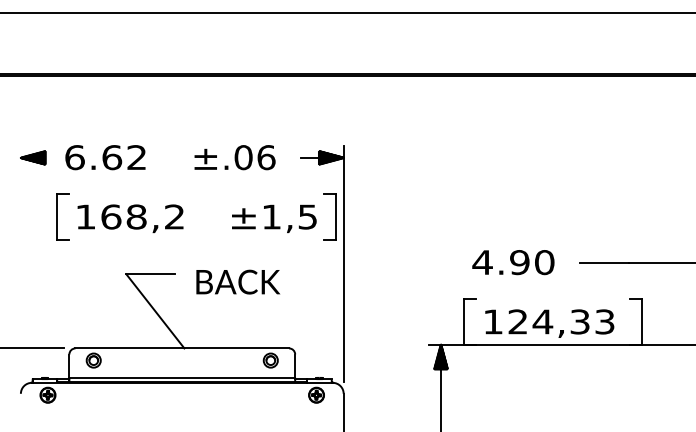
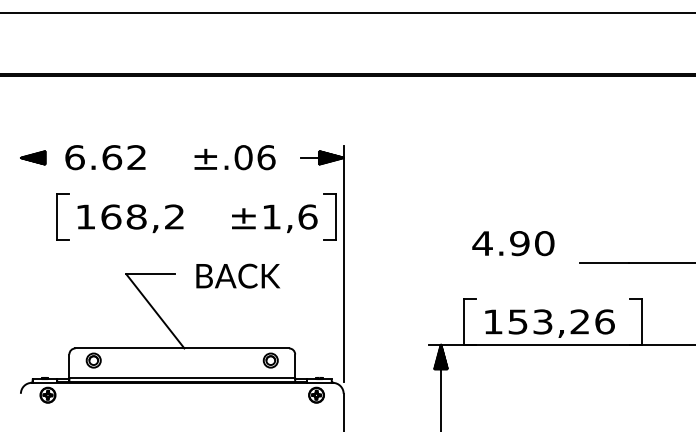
text: ±1,5 -> ±1,6 (307, 216)
text position: (513, 262) -> (513, 243) (513, 243)
text position: (238, 281) -> (238, 275) (238, 275)
text: 124,33 -> 153,26 (561, 321)
line: present -> none (32, 348)
